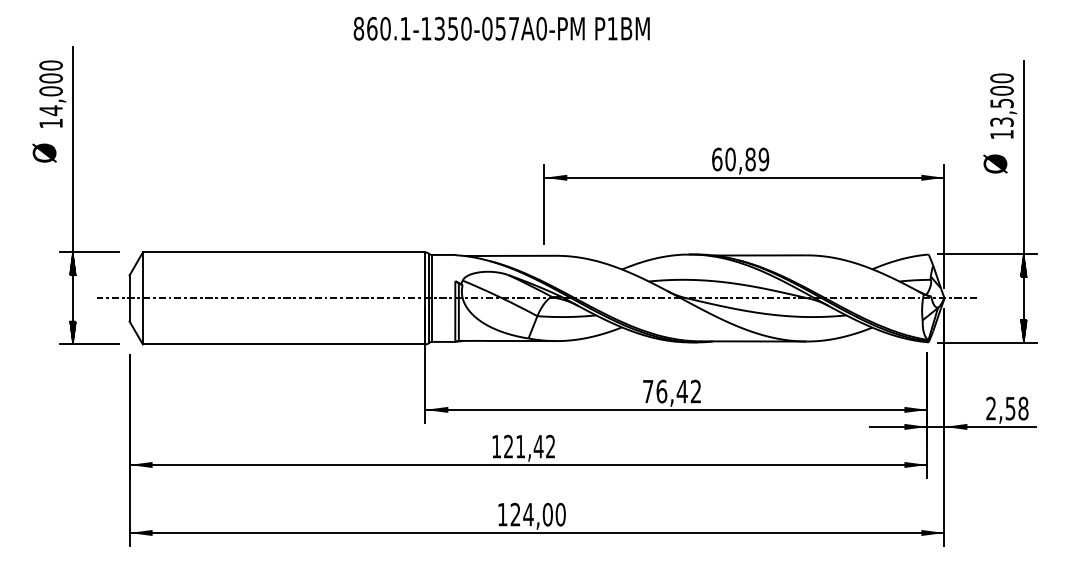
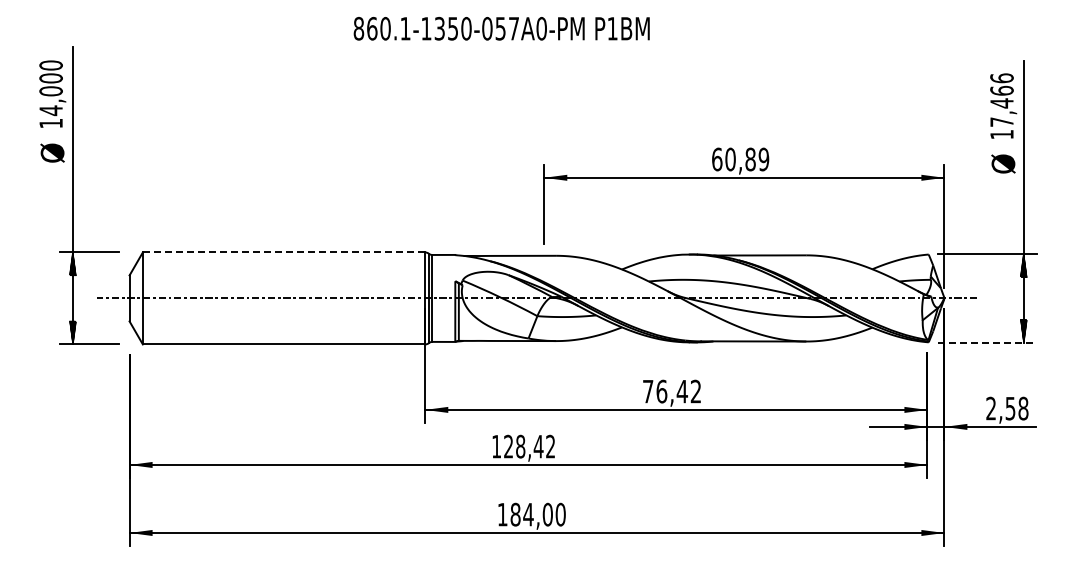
text: 13,500 -> 17,466 (1001, 99)
text position: (44, 152) -> (52, 152) (52, 152)
text position: (995, 163) -> (1003, 163) (1003, 163)
line: solid -> dashed (283, 252)
line: solid -> dashed (987, 342)
text: 121,42 -> 128,42 (520, 446)
text: 124,00 -> 184,00 (515, 514)
